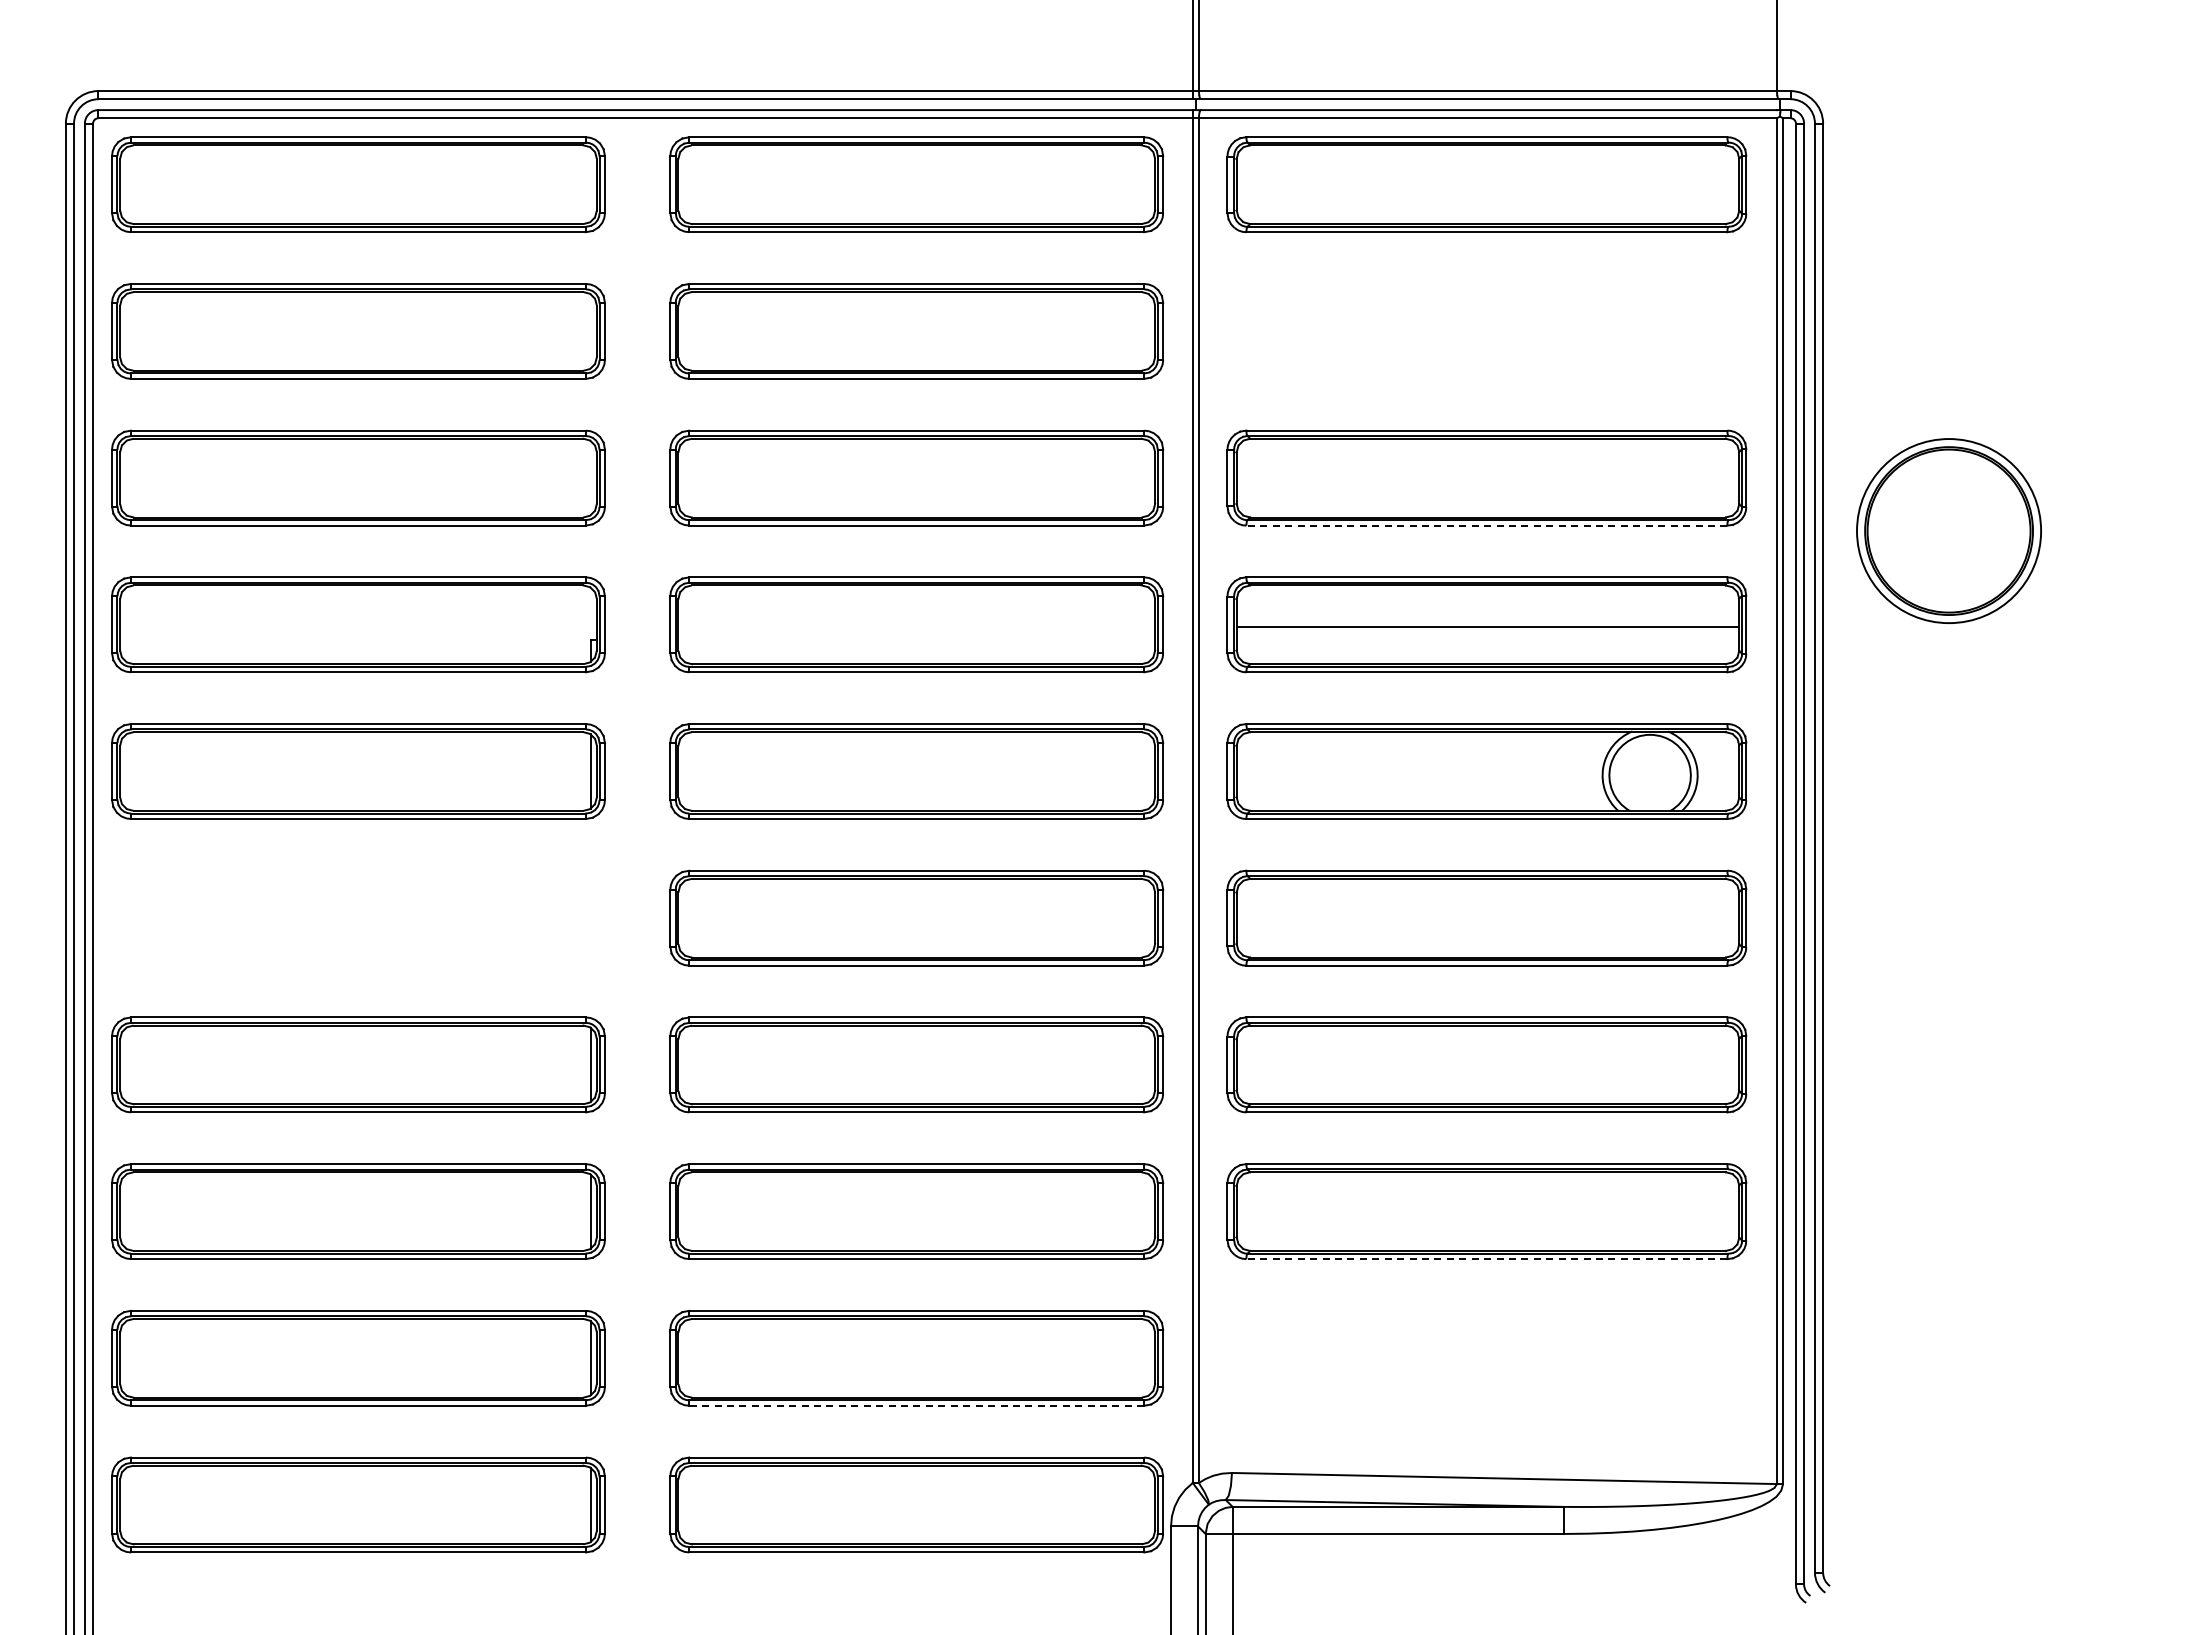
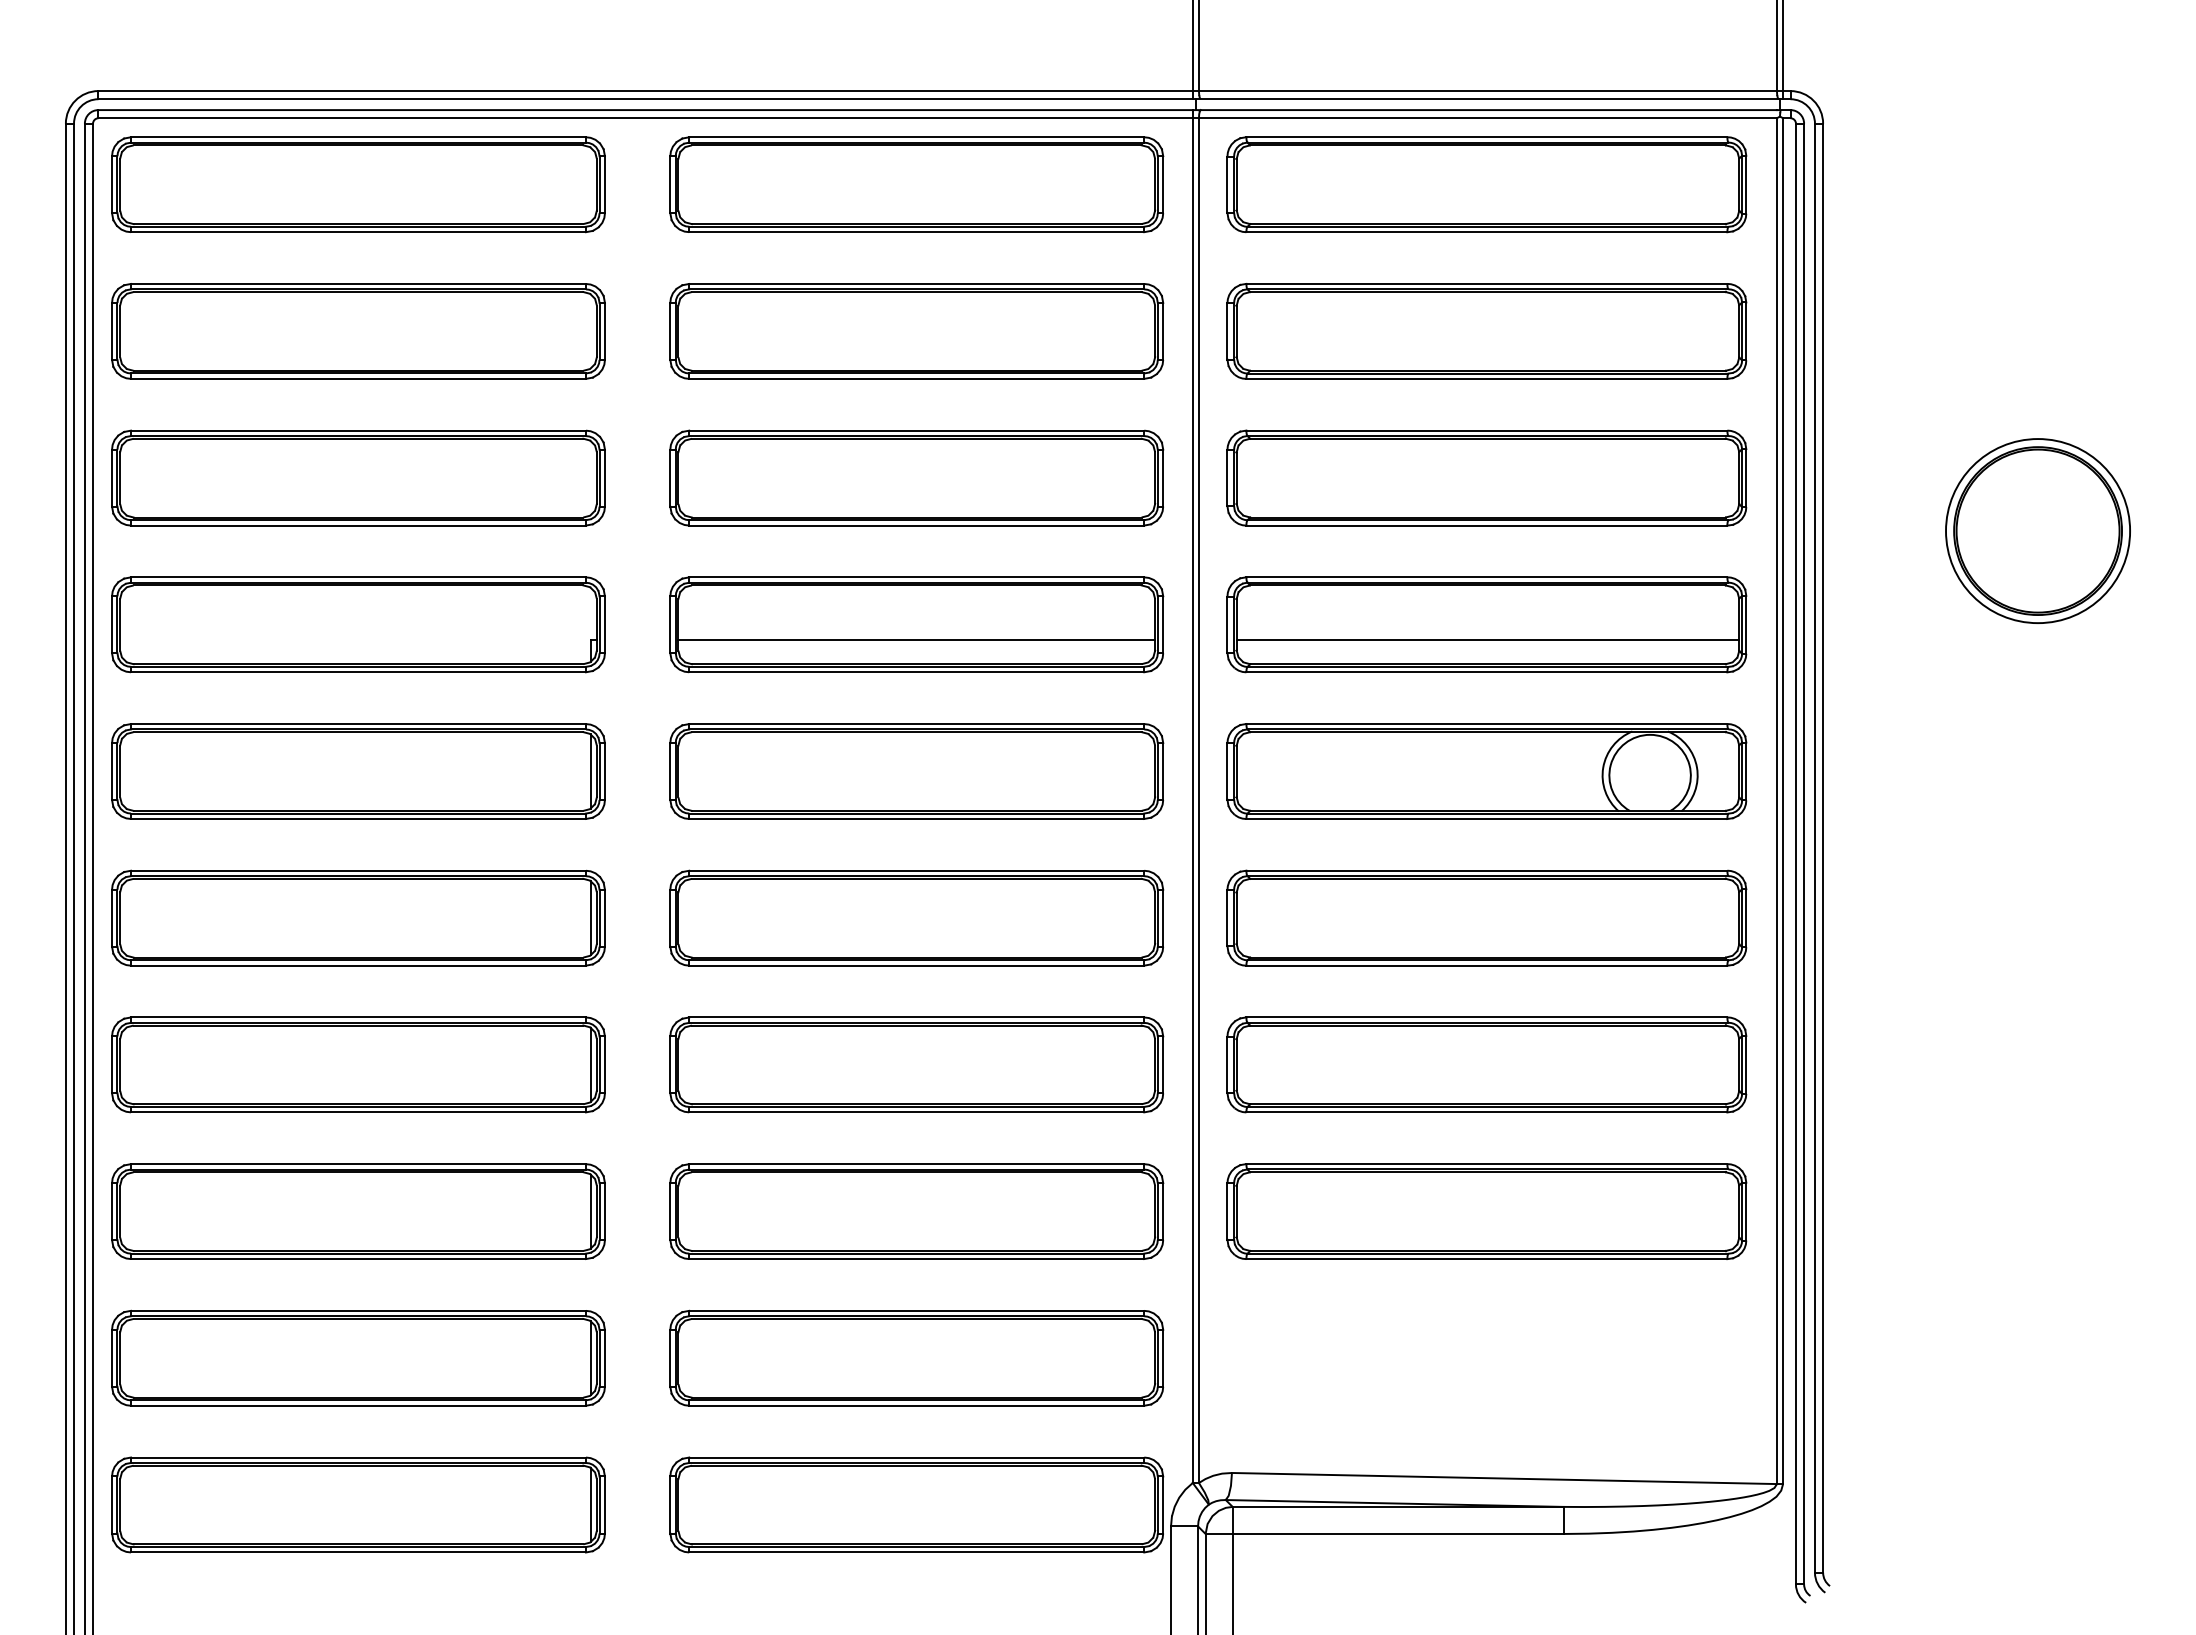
line: none -> present (1783, 50)
part: none -> present (1486, 331)
line: dashed -> solid (1486, 525)
part position: (1948, 530) -> (2037, 530) (2037, 530)
line position: (1487, 626) -> (1487, 639) (1487, 639)
line: none -> present (916, 639)
part: none -> present (358, 917)
line: dashed -> solid (1486, 1259)
line: dashed -> solid (916, 1405)
